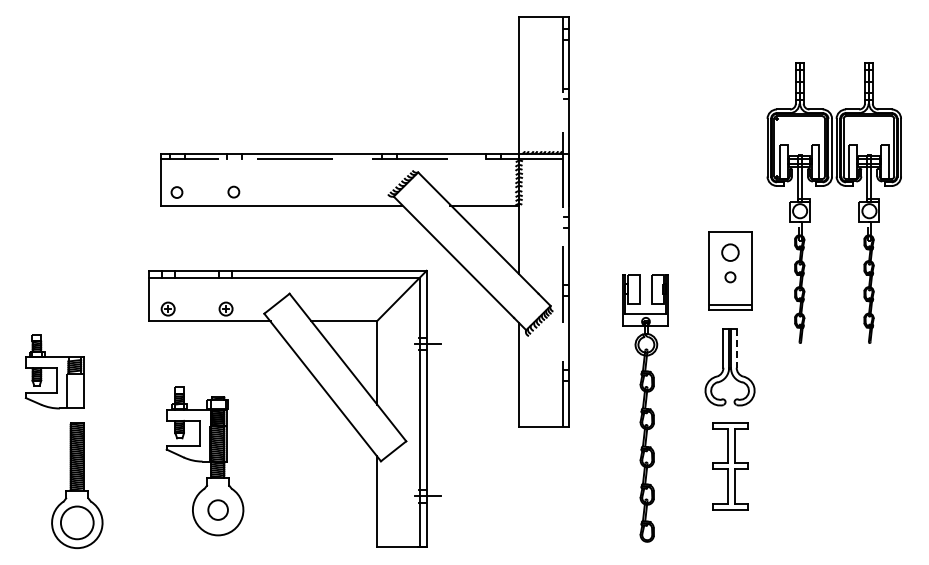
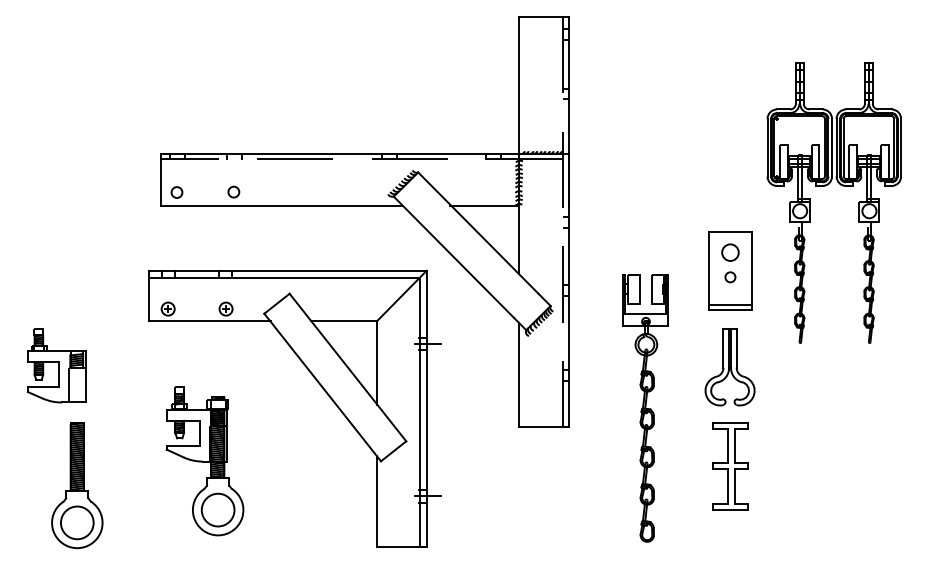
line: dashed -> solid (736, 348)
part position: (54, 371) -> (56, 365) (56, 365)
circle diameter: 20 px -> 33 px (217, 509)
